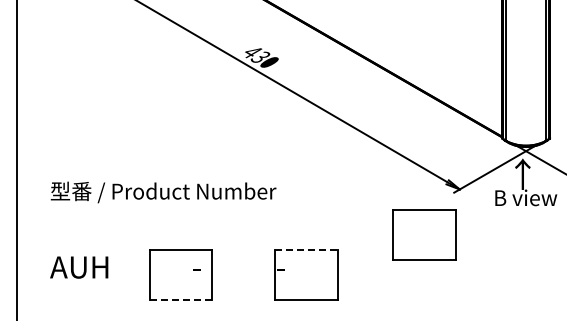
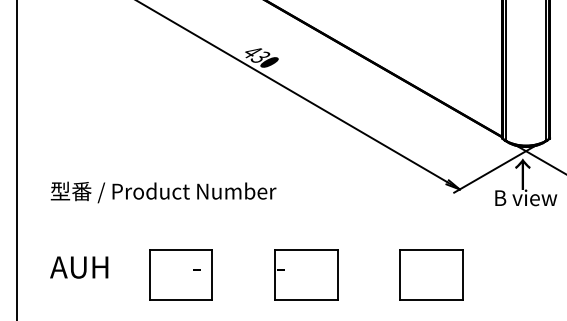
part position: (424, 234) -> (431, 274) (431, 274)
line: dashed -> solid (306, 250)
line: dashed -> solid (180, 300)
